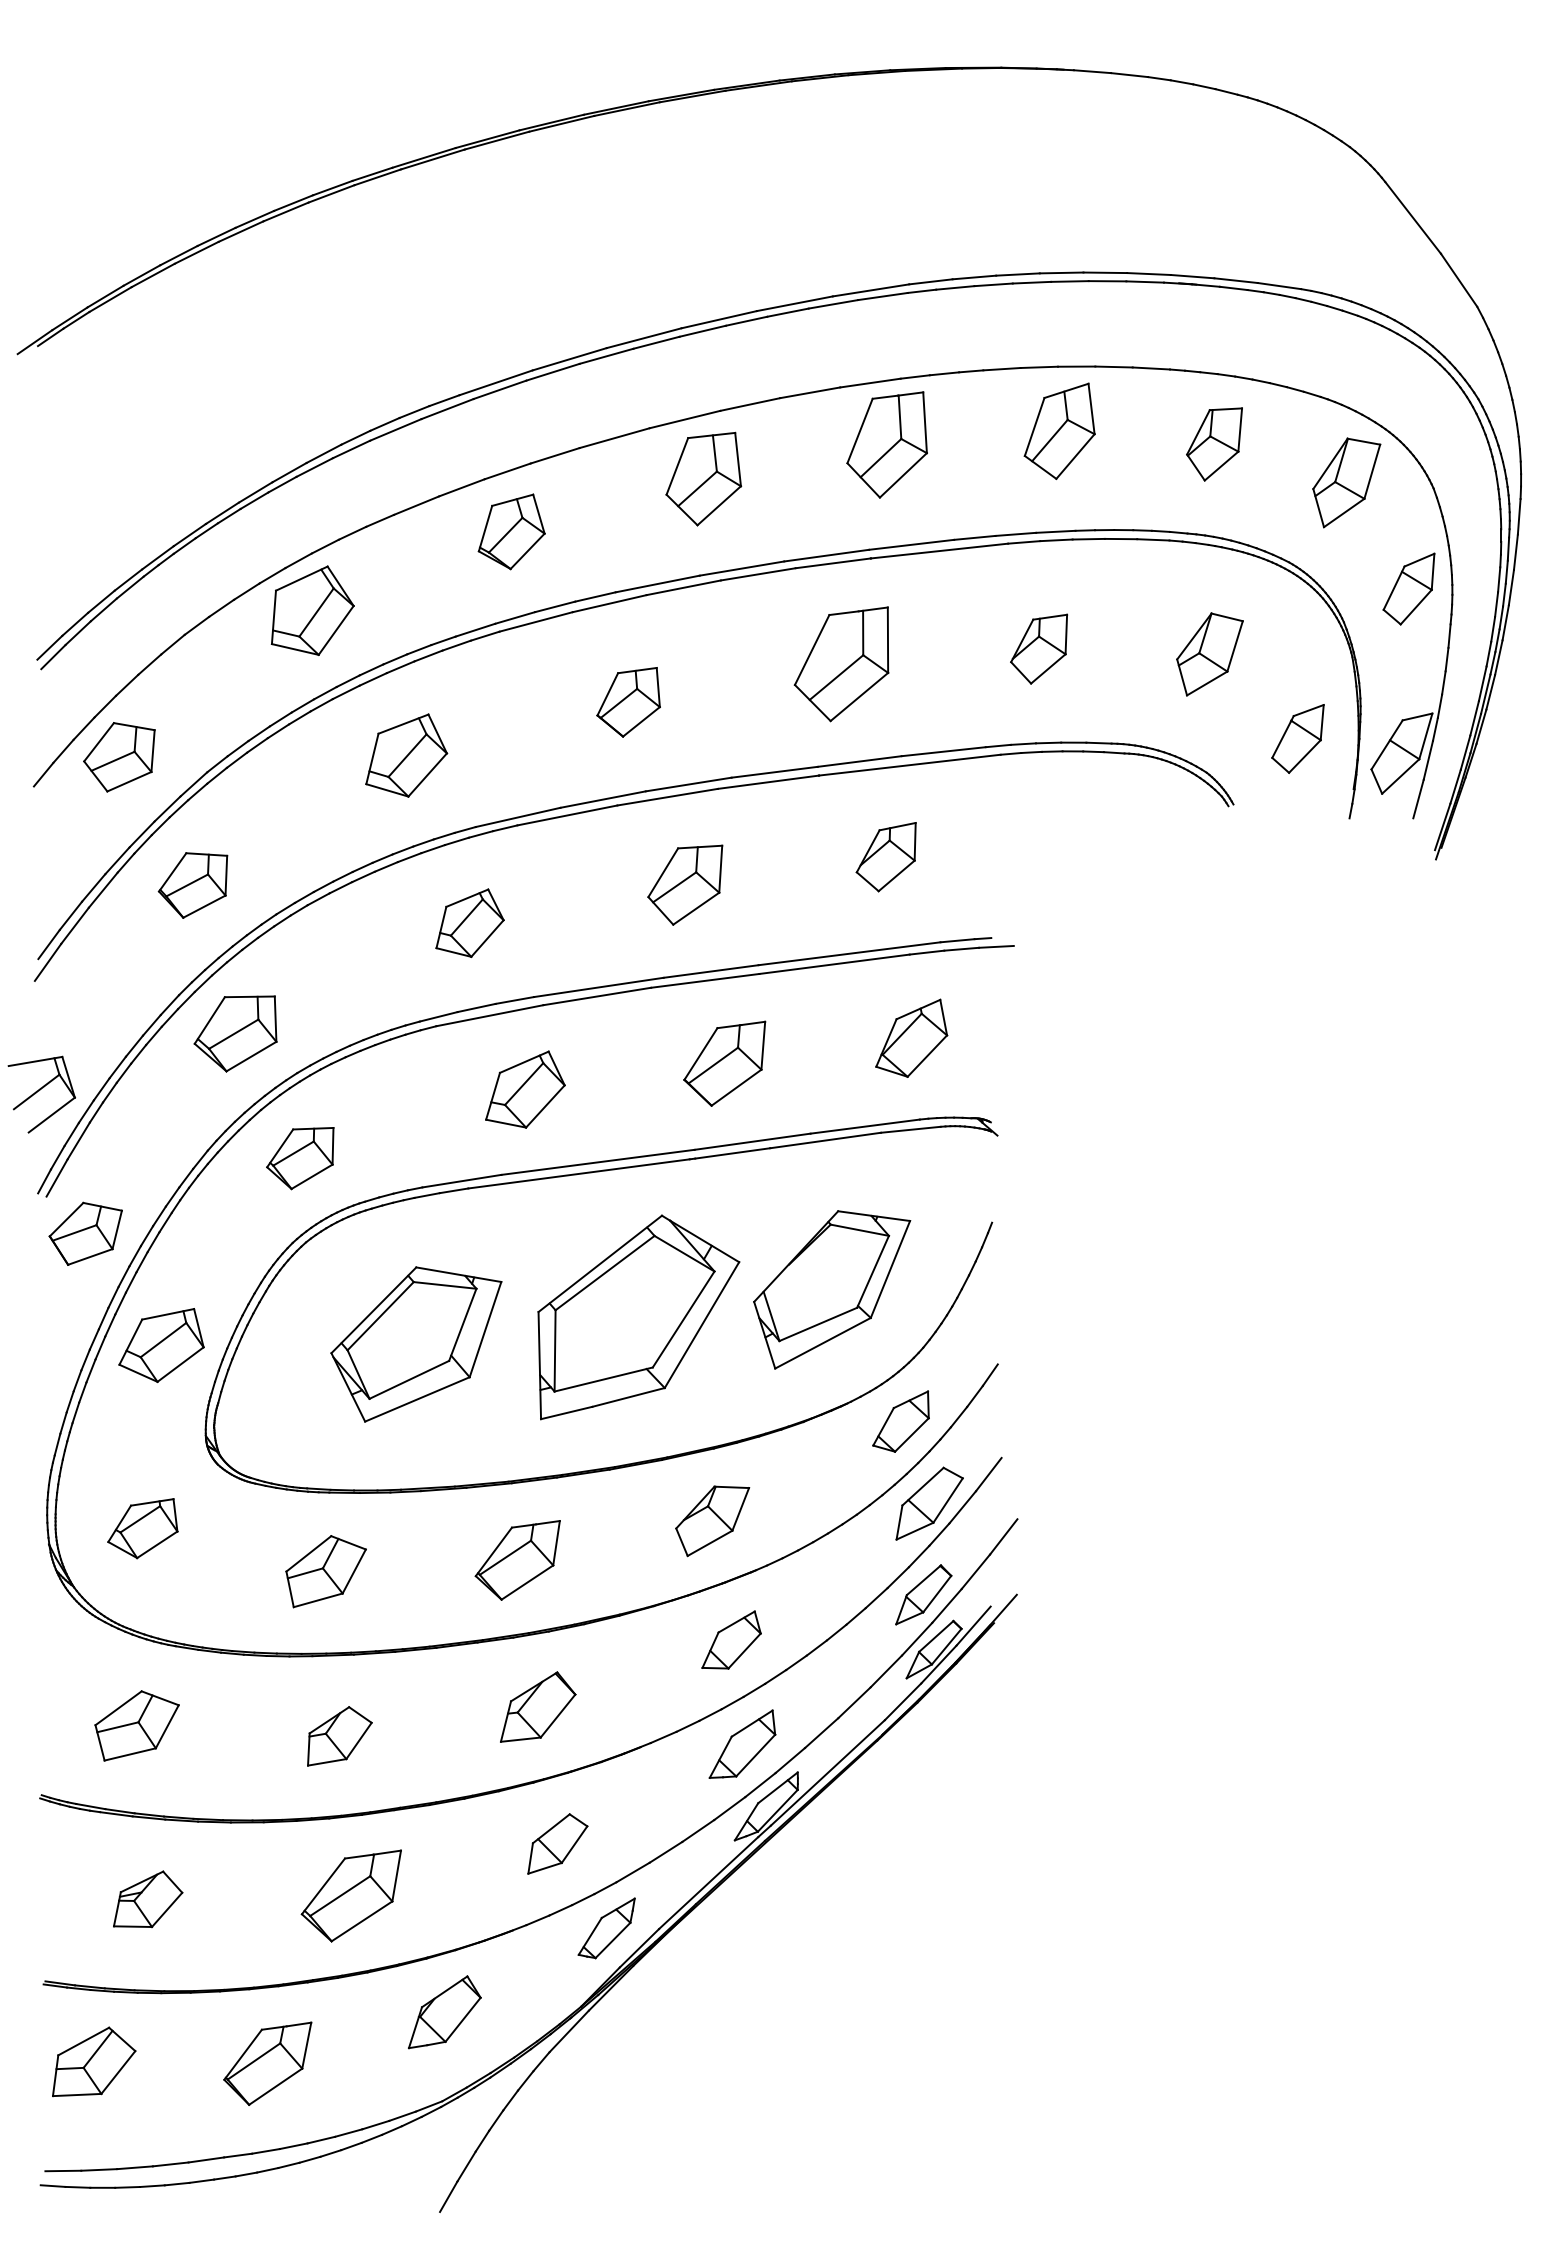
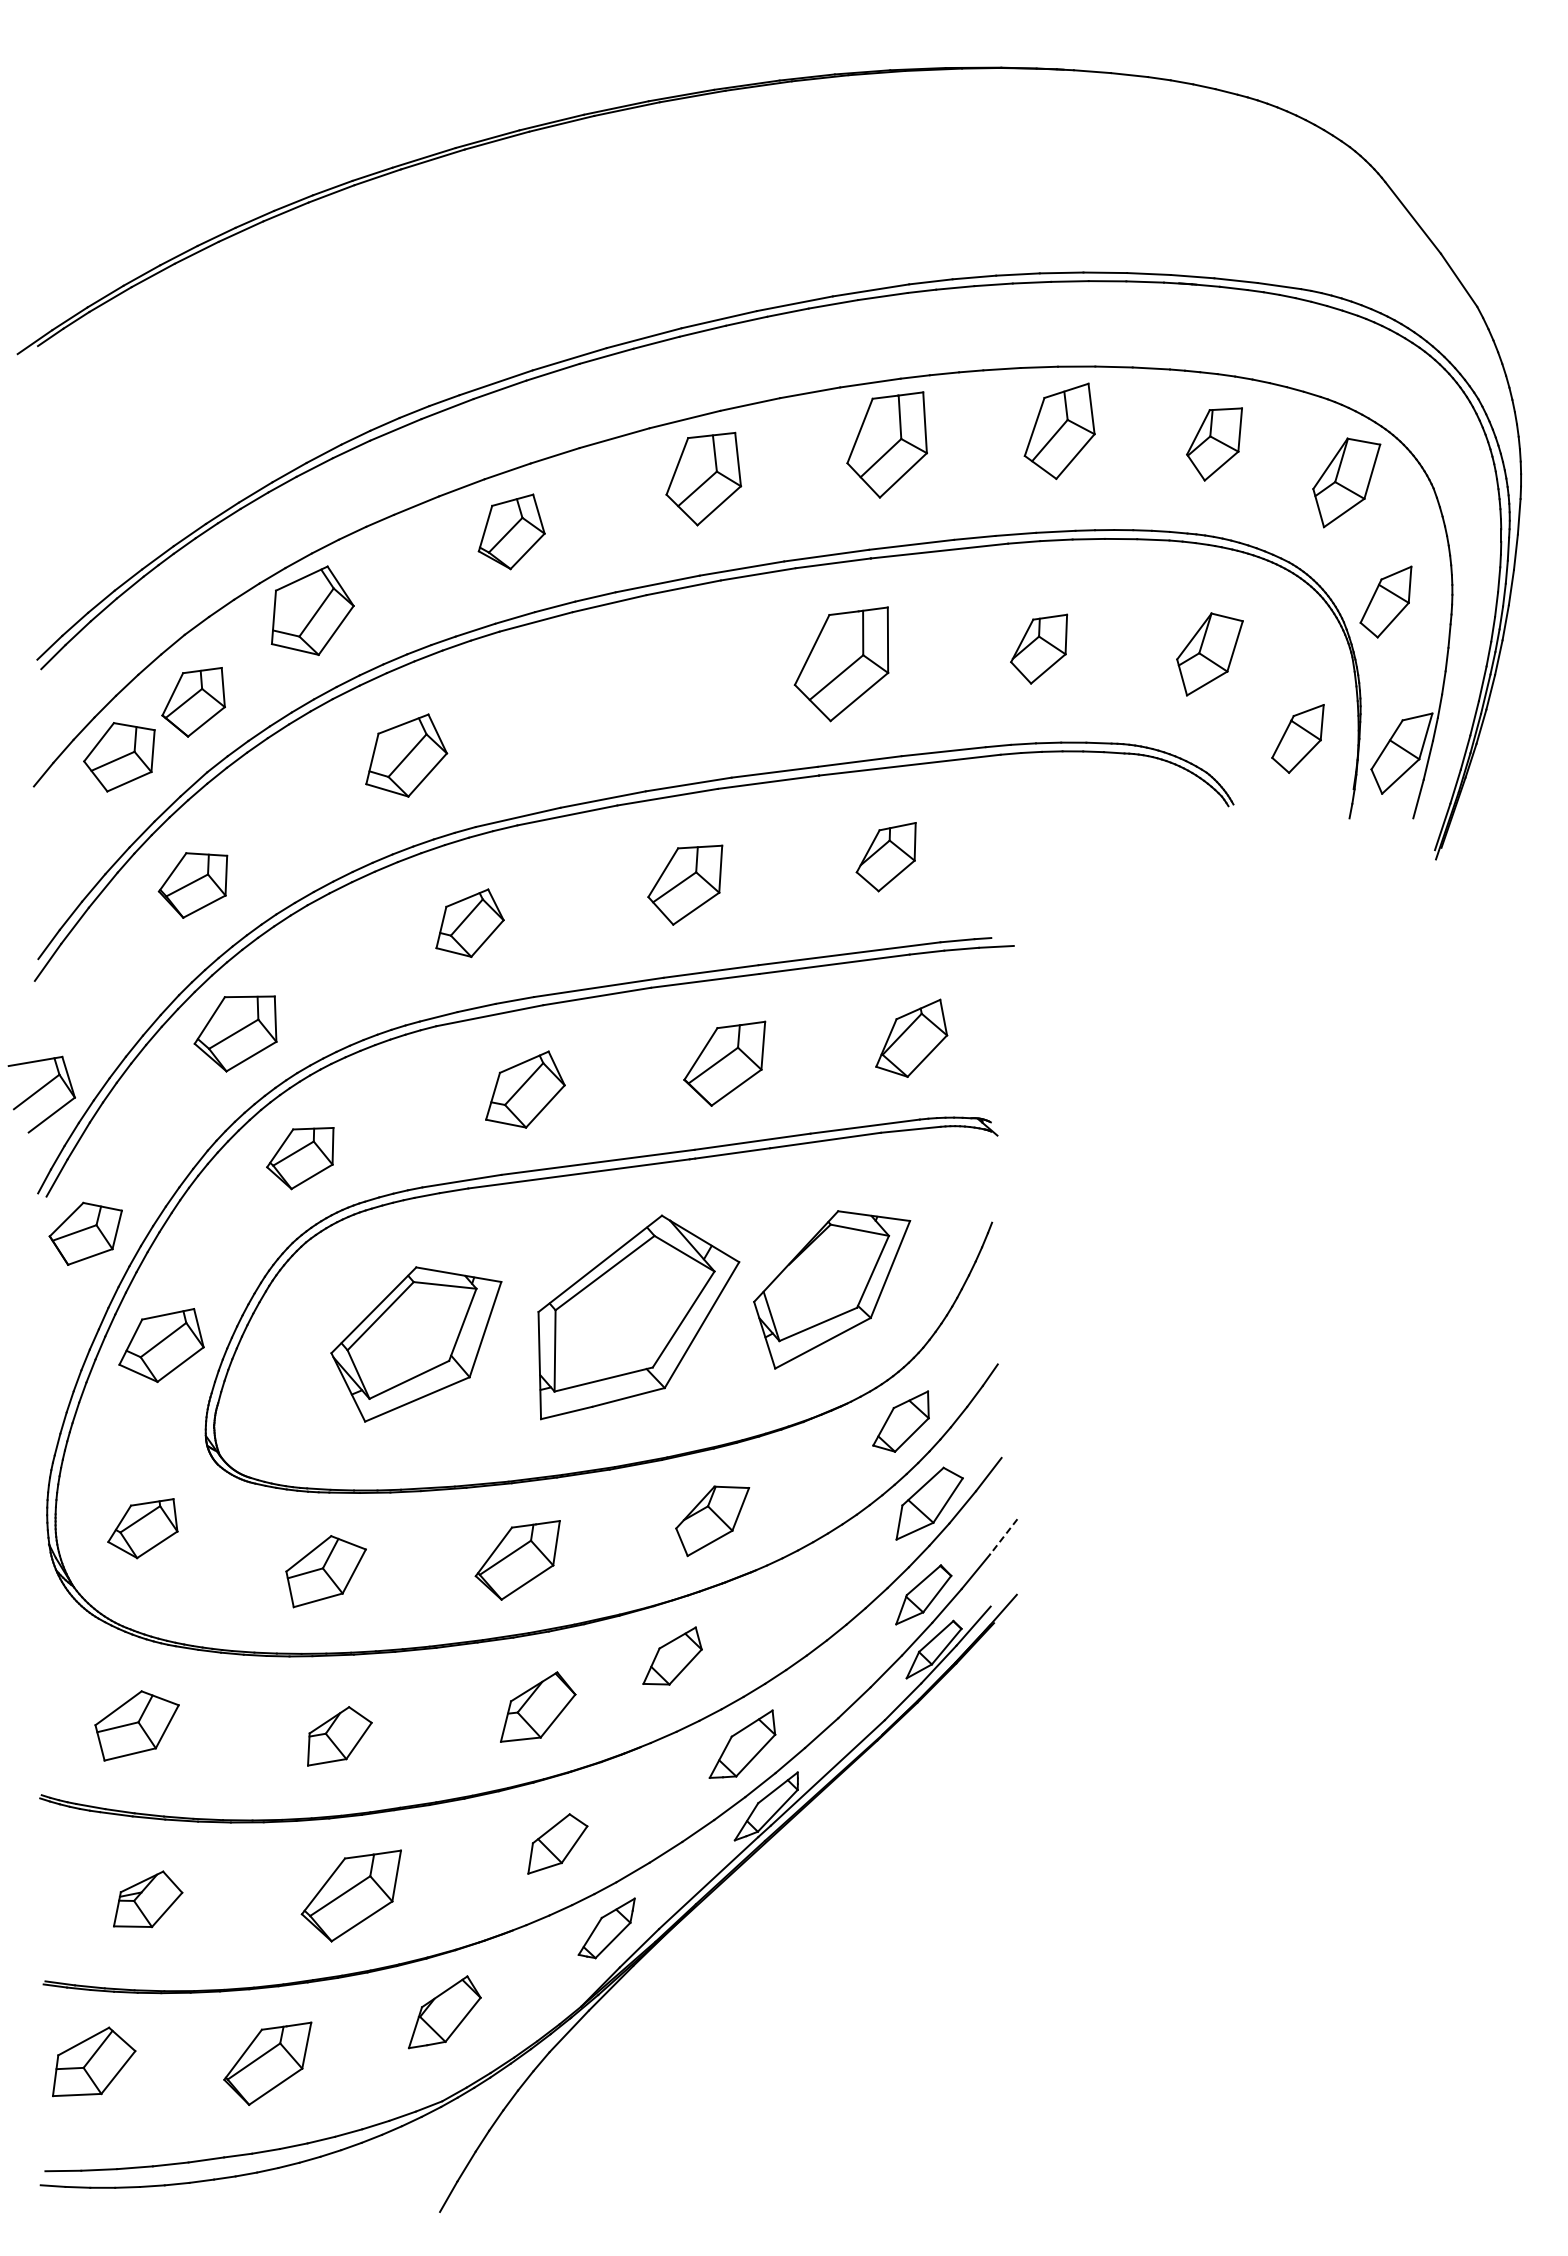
part position: (1408, 588) -> (1385, 601) (1385, 601)
part position: (628, 702) -> (193, 702) (193, 702)
line: solid -> dashed (1003, 1537)
part position: (731, 1639) -> (672, 1655) (672, 1655)
